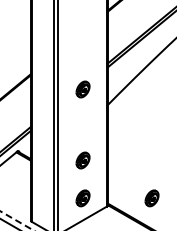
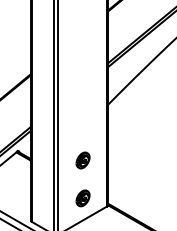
part: present -> none (82, 89)
part: present -> none (151, 198)
line: dashed -> solid (17, 221)
